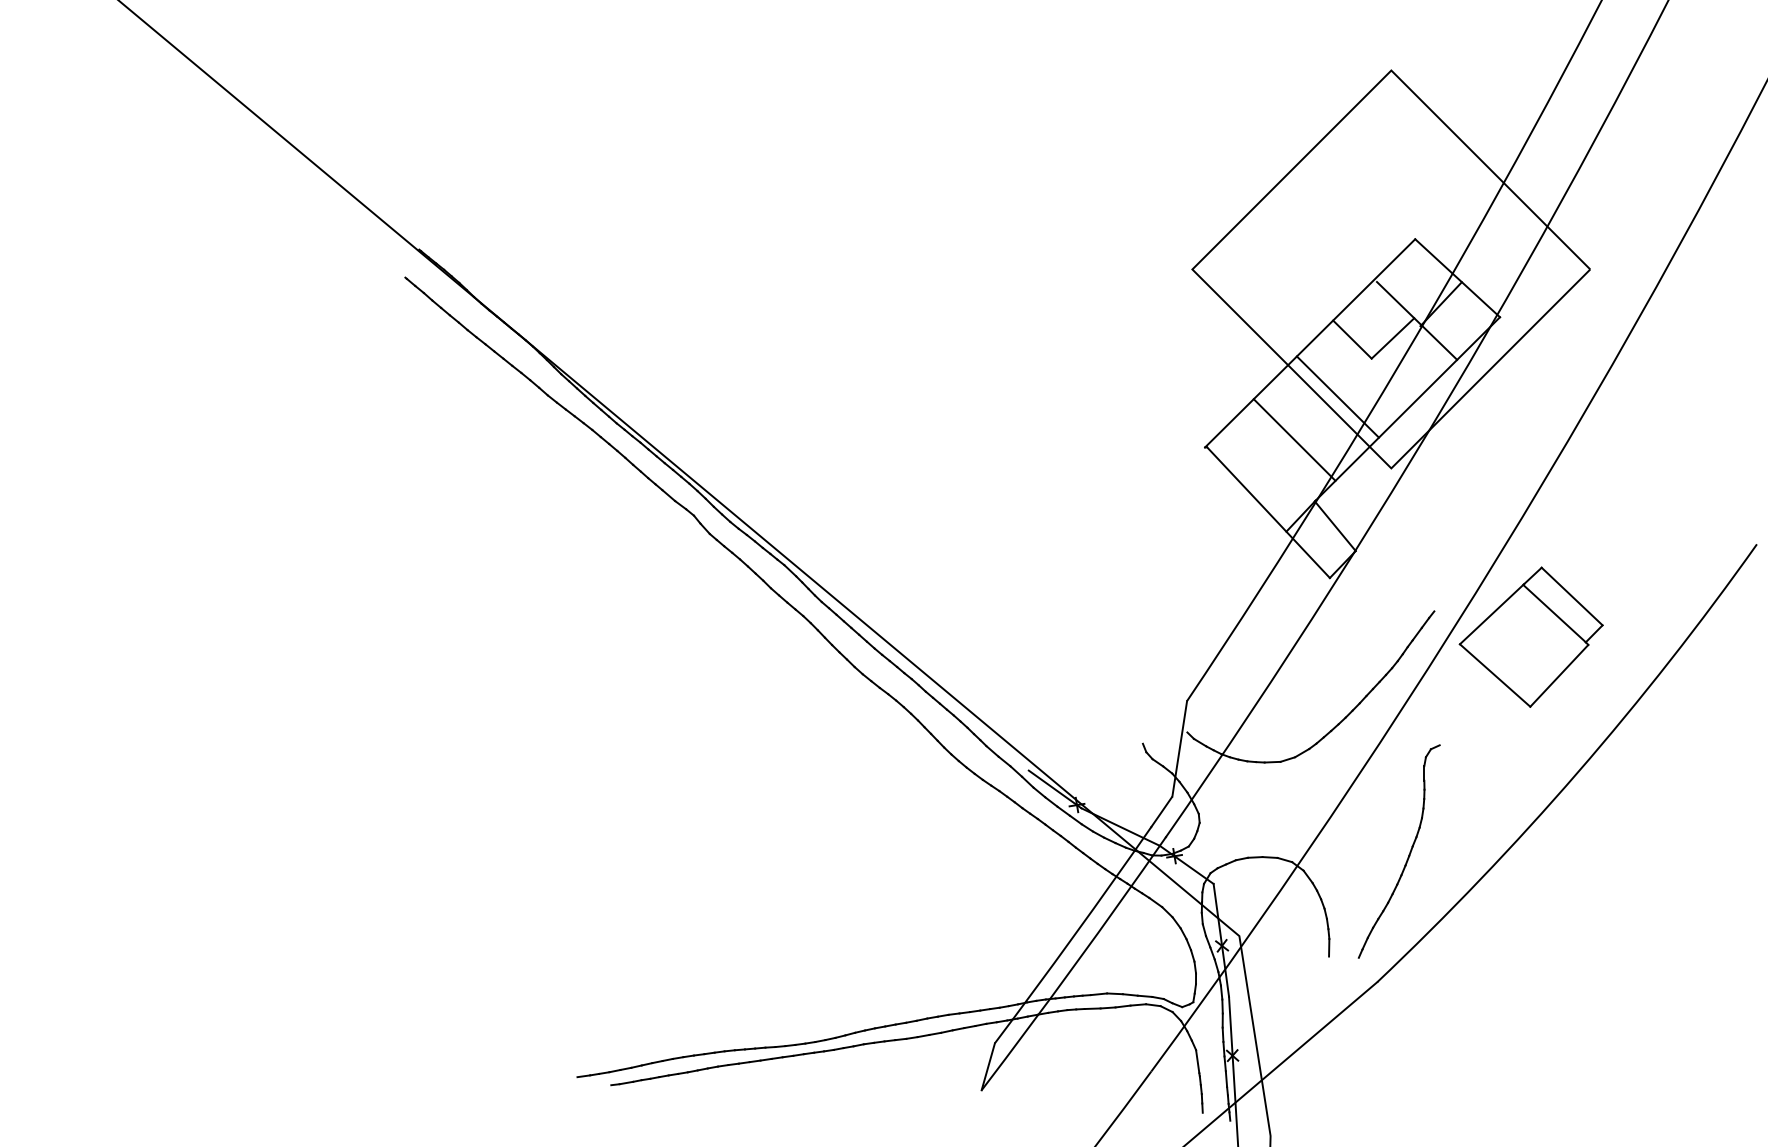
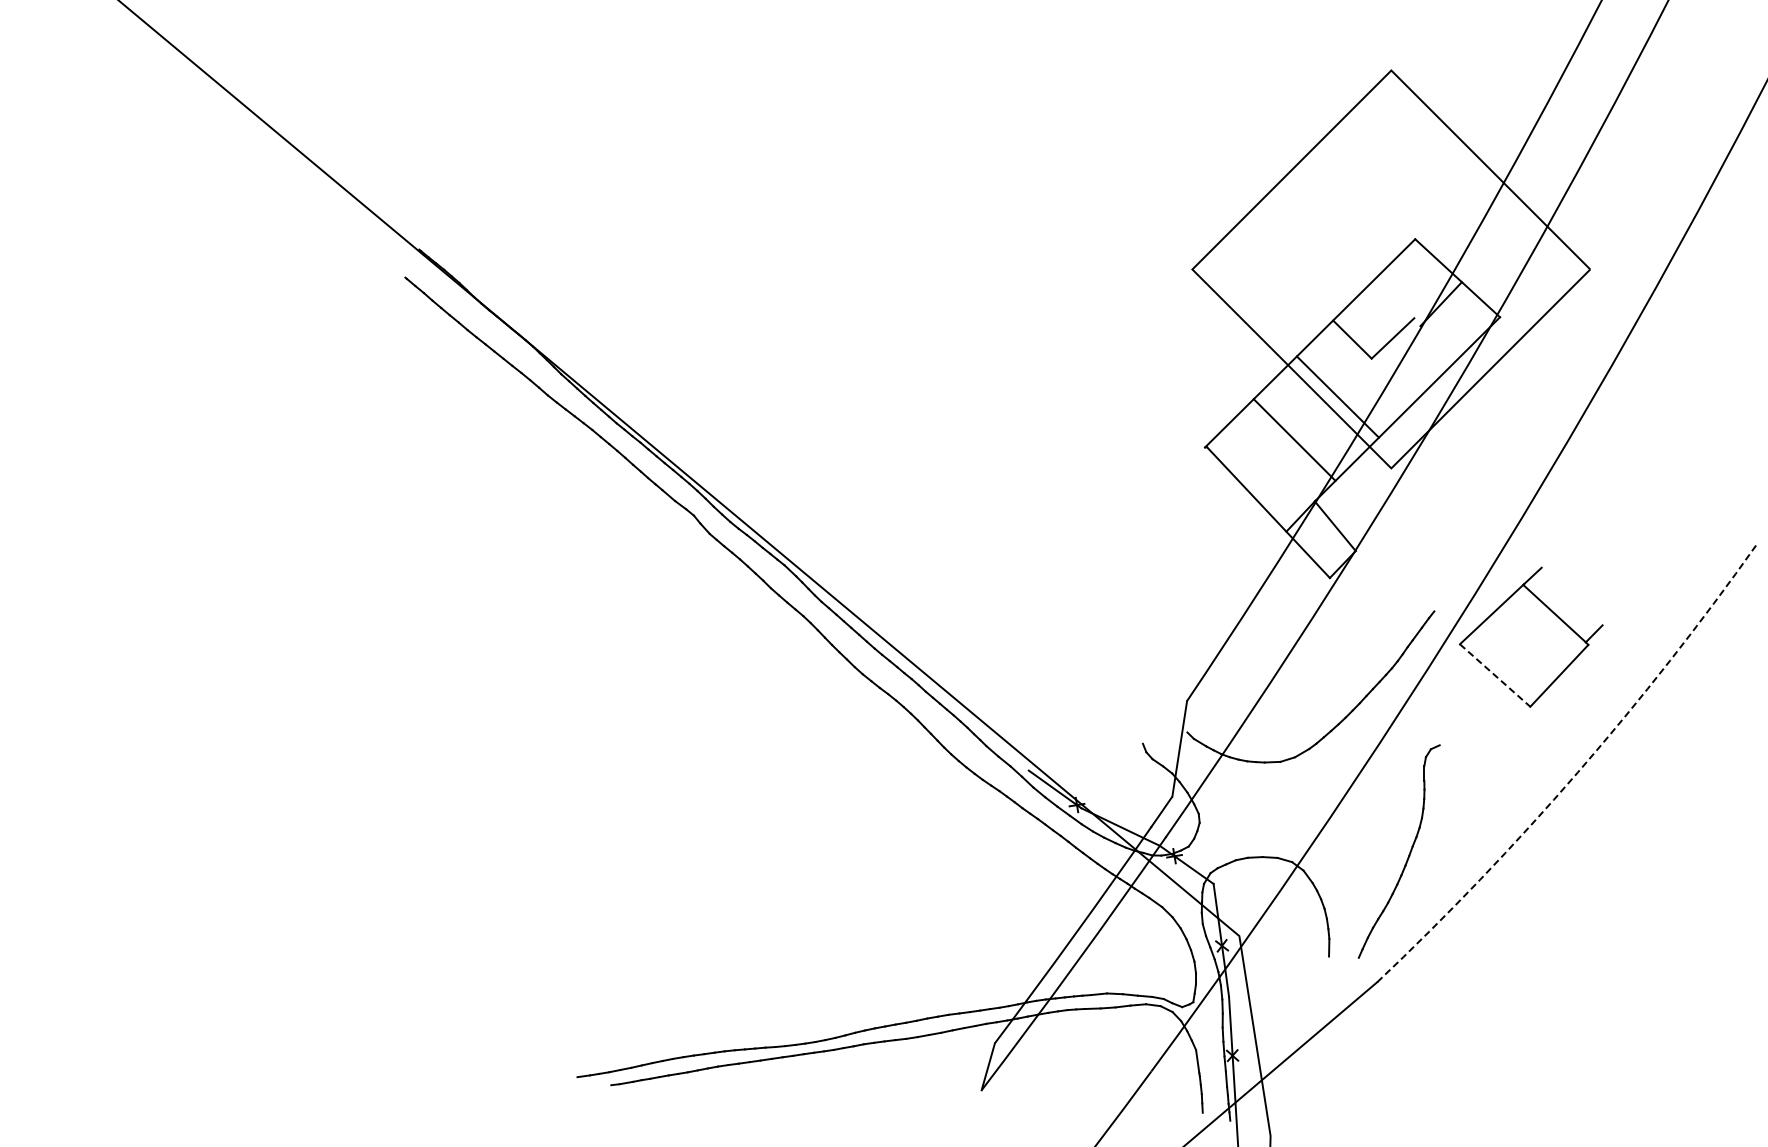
line: present -> none (1416, 320)
line: present -> none (1571, 596)
line: solid -> dashed (1495, 675)
arc: solid -> dashed (1577, 772)
